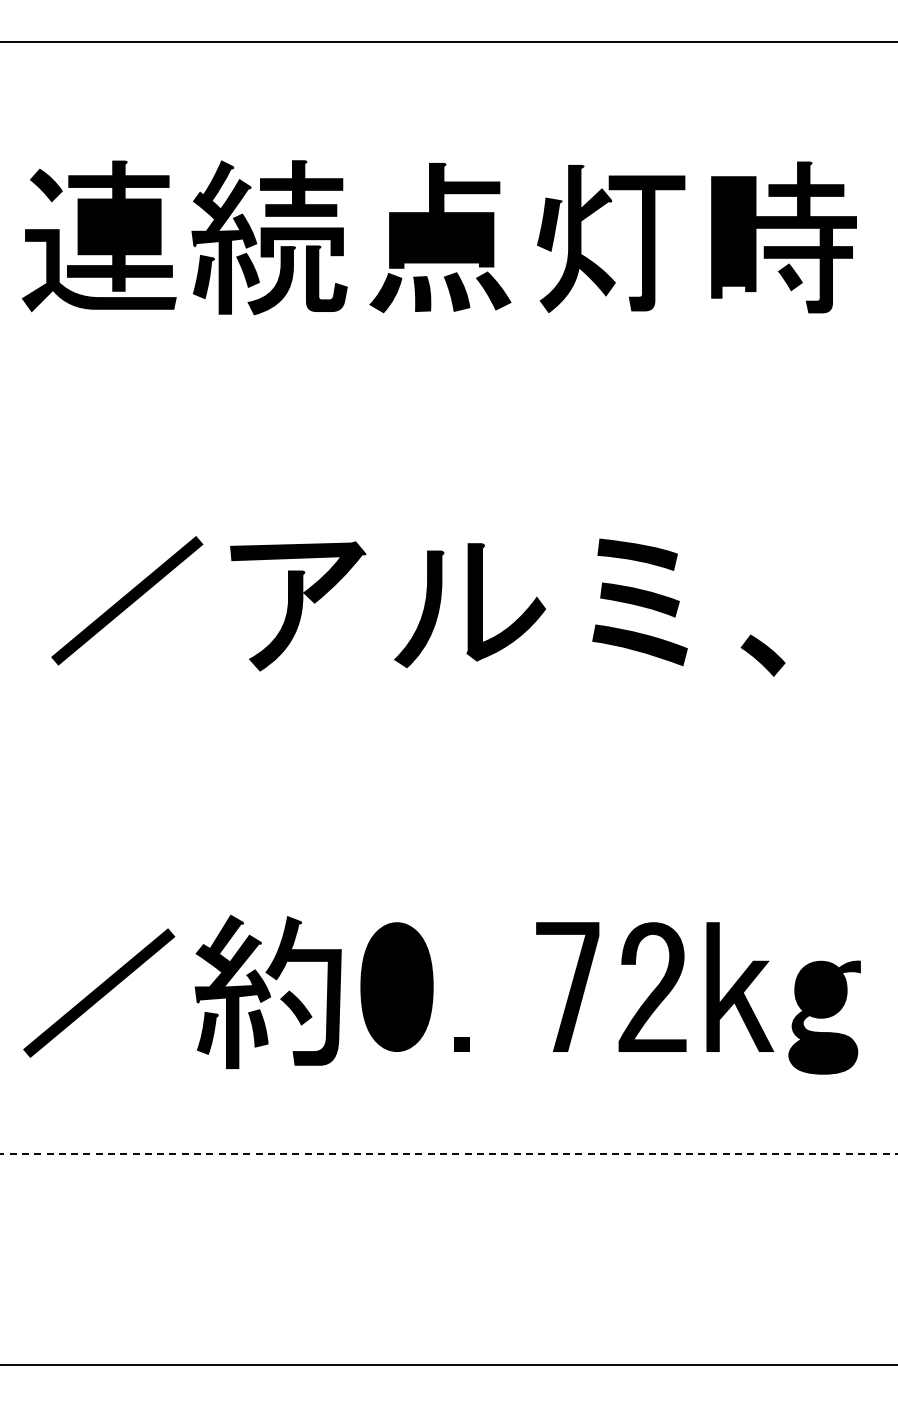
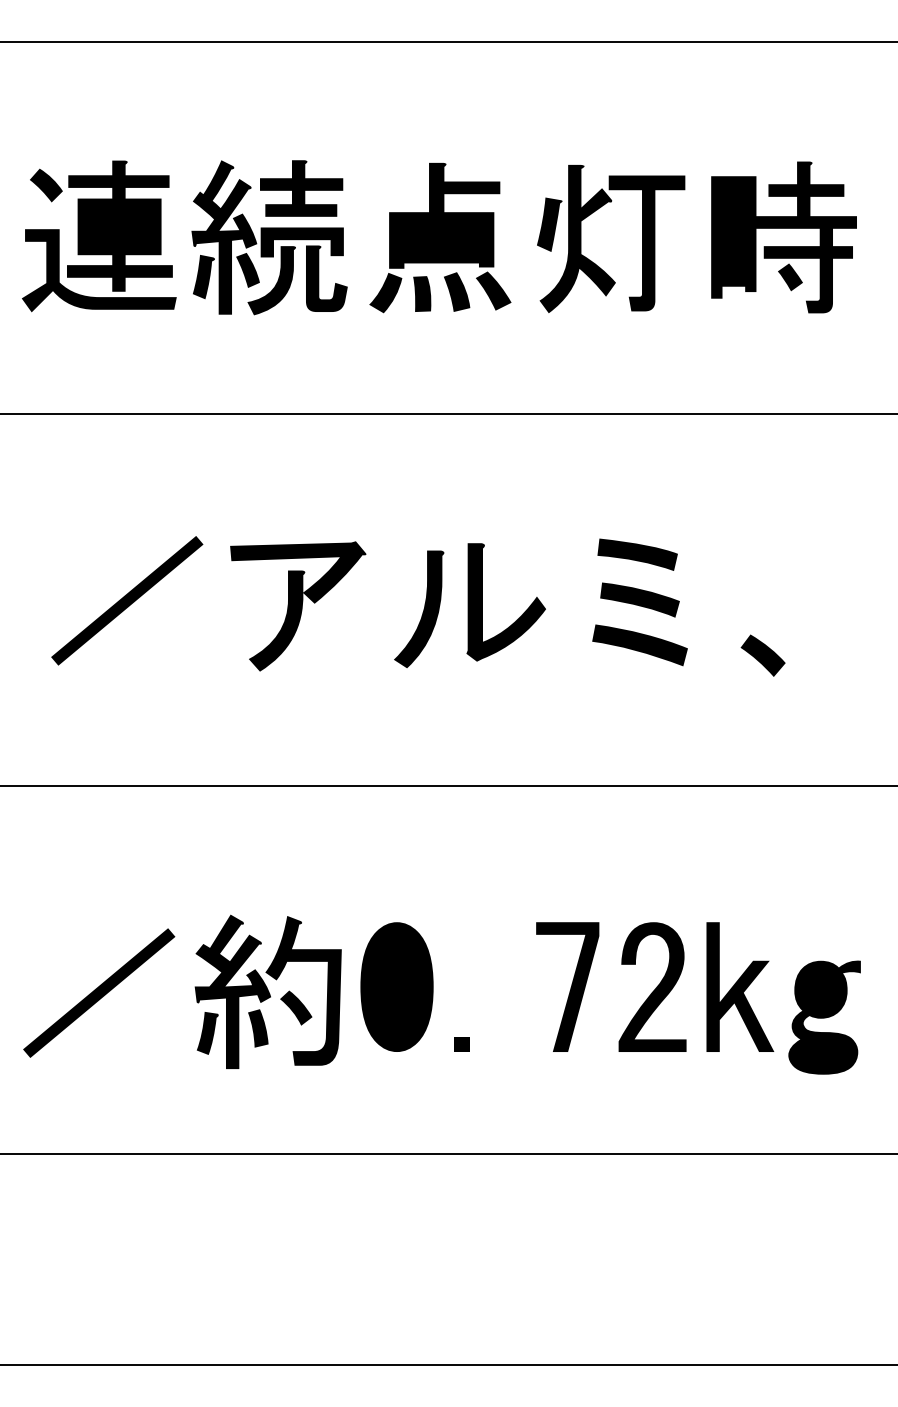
line: none -> present (448, 414)
line: none -> present (448, 786)
line: dashed -> solid (448, 1154)
